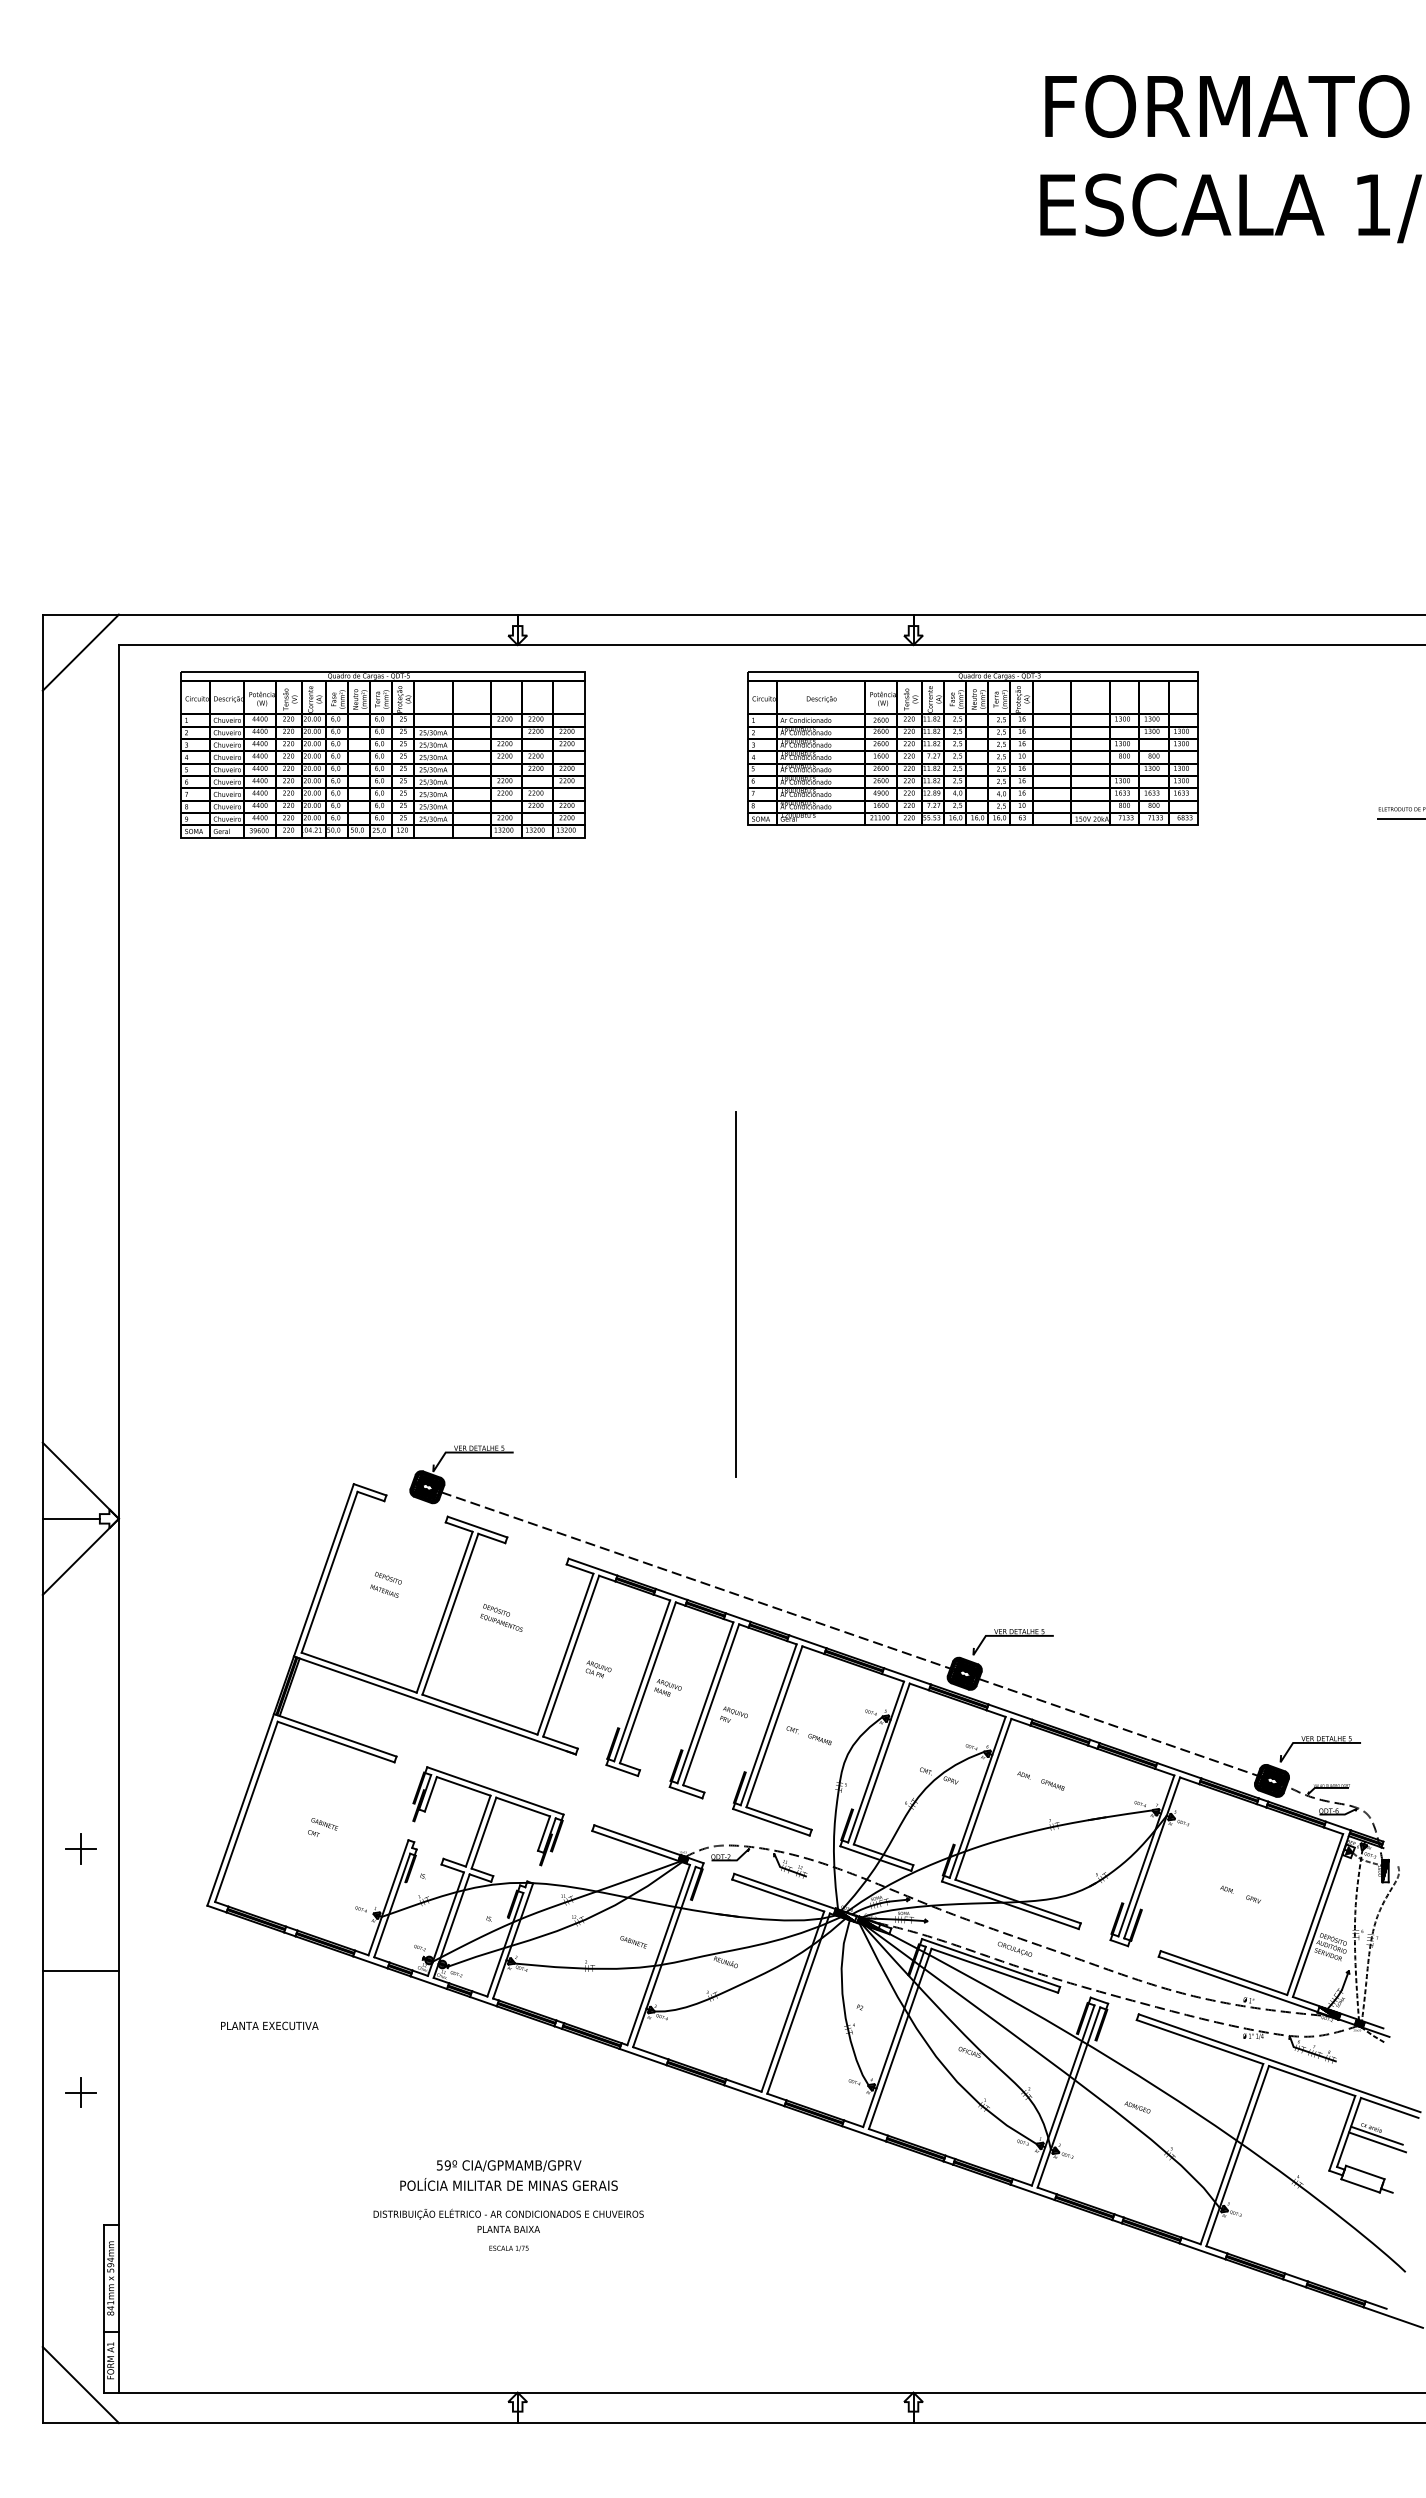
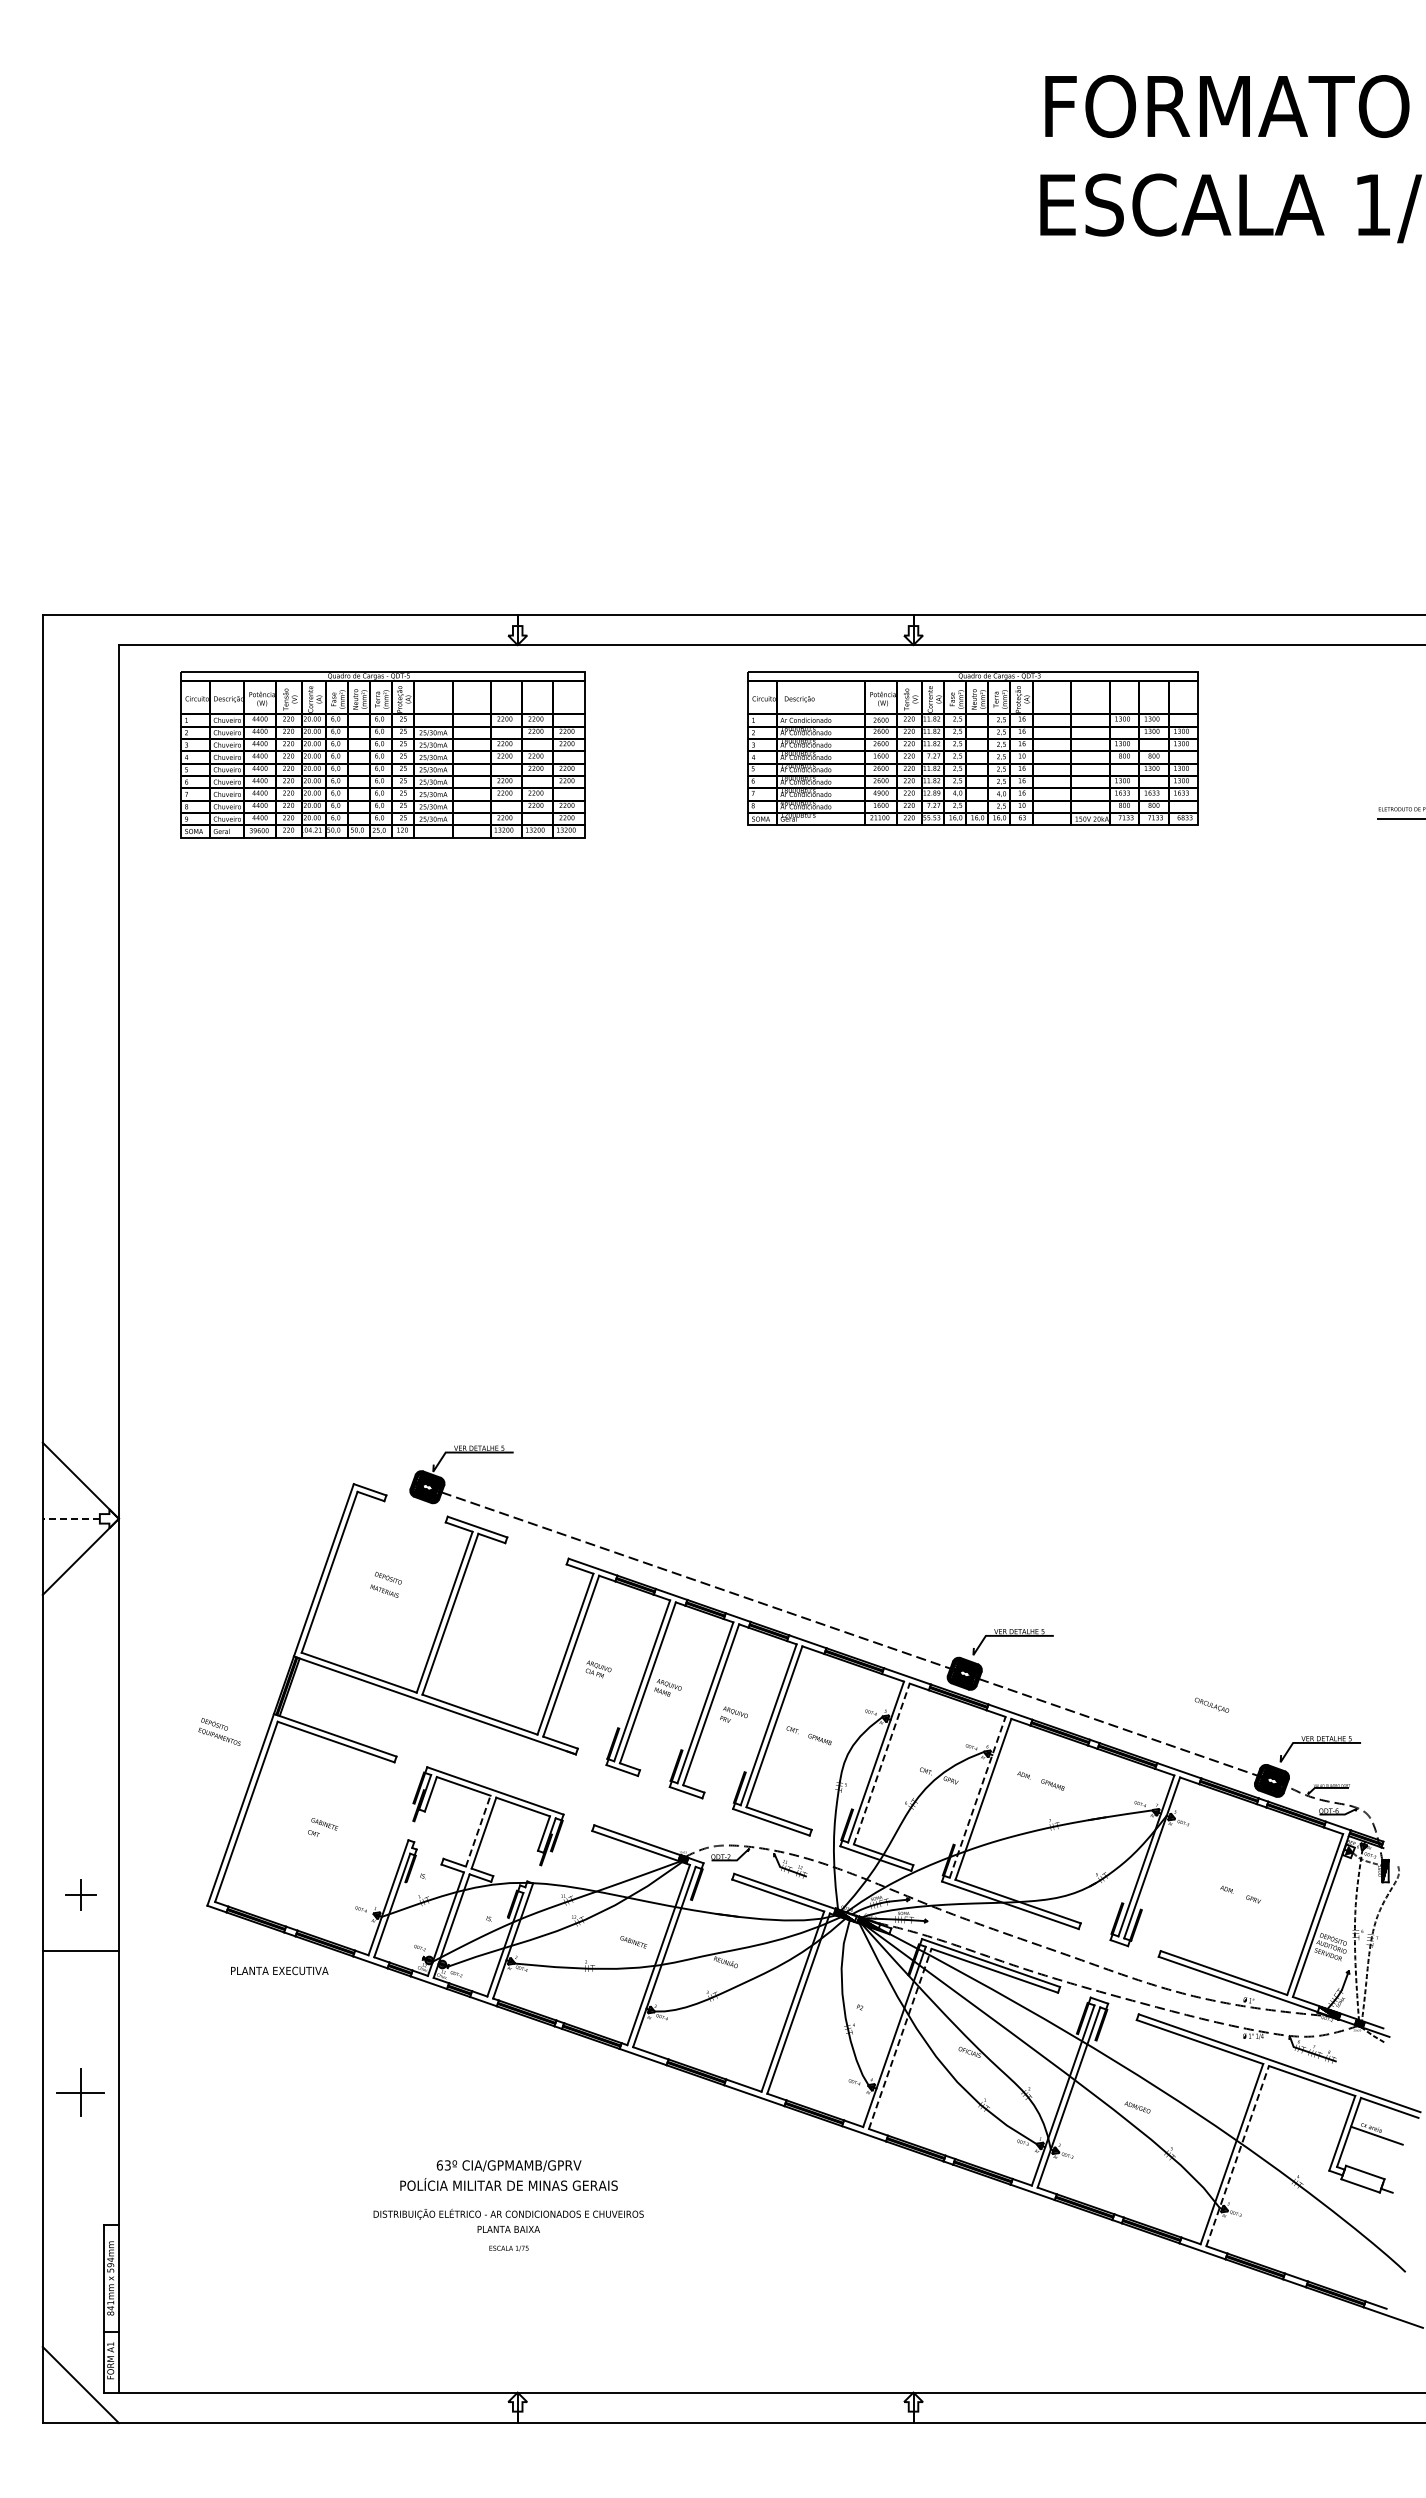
line: present -> none (80, 652)
text position: (821, 699) -> (799, 699) (799, 699)
line: present -> none (735, 1294)
line: solid -> dashed (71, 1518)
text position: (501, 1617) -> (219, 1731) (219, 1731)
line: solid -> dashed (881, 1763)
line: solid -> dashed (977, 1796)
line: solid -> dashed (478, 1831)
part position: (80, 1848) -> (80, 1894) (80, 1894)
text position: (1014, 1948) -> (1211, 1704) (1211, 1704)
line position: (80, 1970) -> (80, 1950) (80, 1950)
text position: (269, 2025) -> (279, 1970) (279, 1970)
line: solid -> dashed (900, 2038)
part size: 32x31 px -> 49x49 px (80, 2092)
line: present -> none (1377, 2142)
line: solid -> dashed (1237, 2155)
text: 59º -> 63º (443, 2165)
